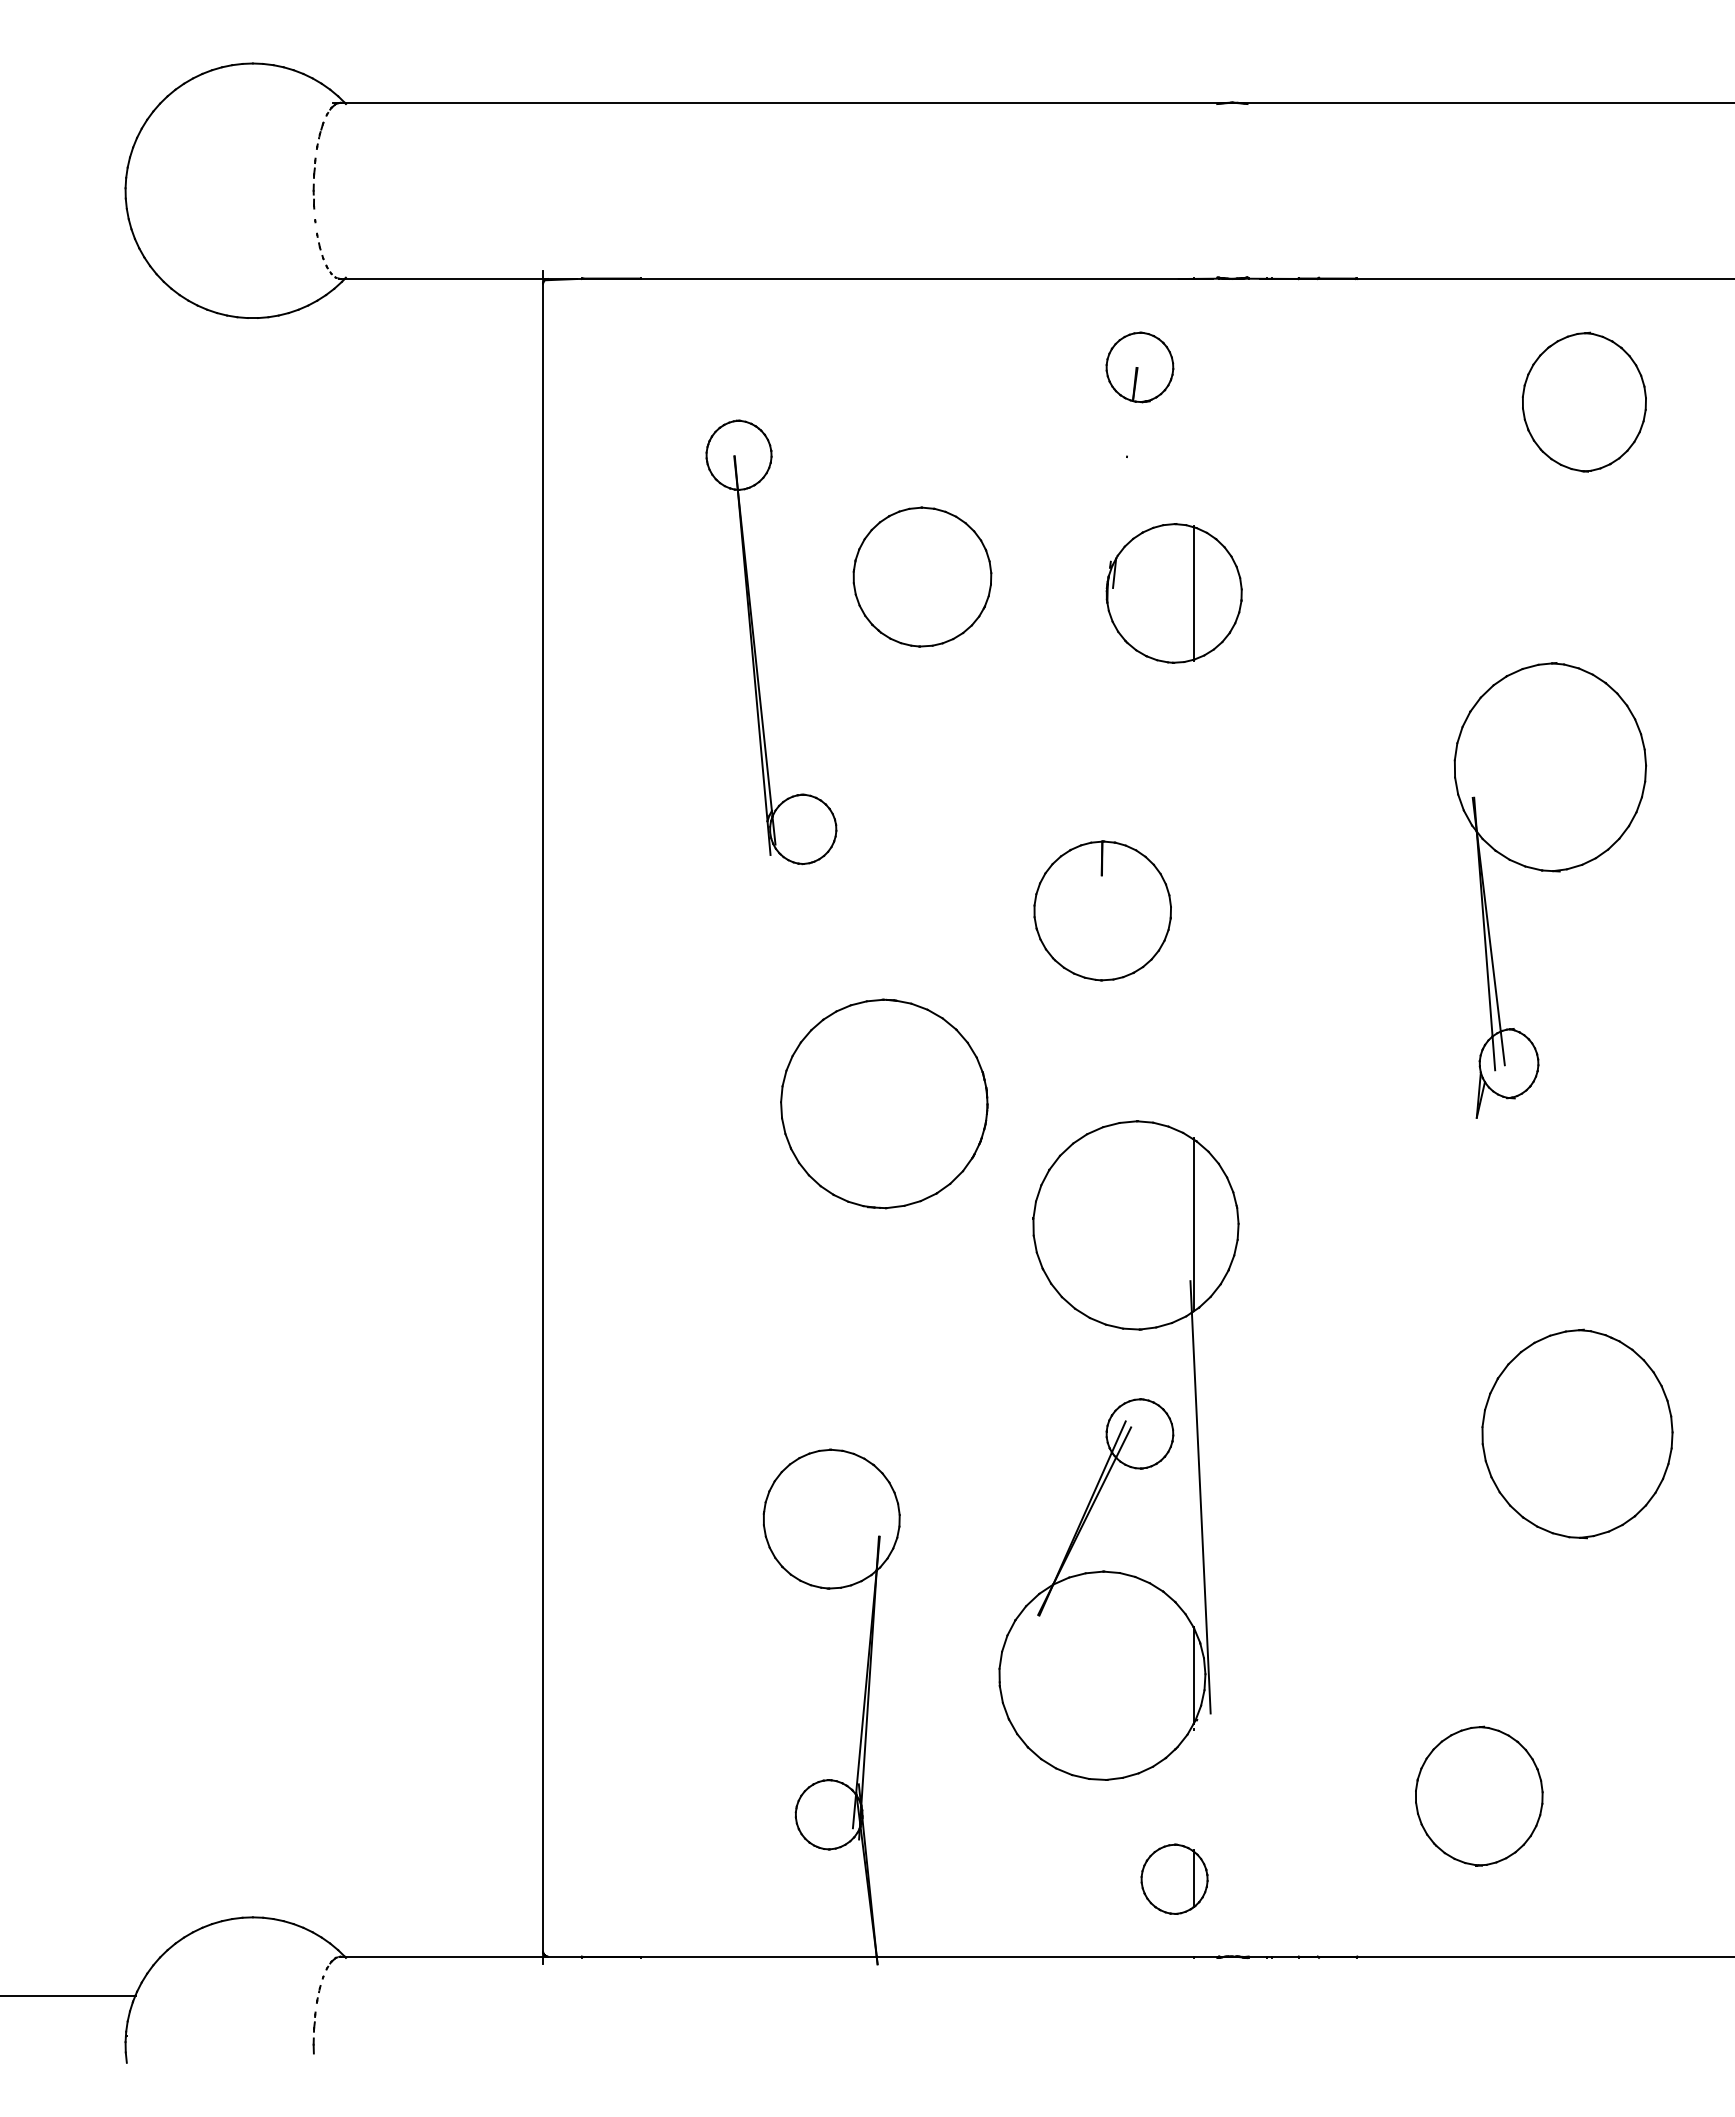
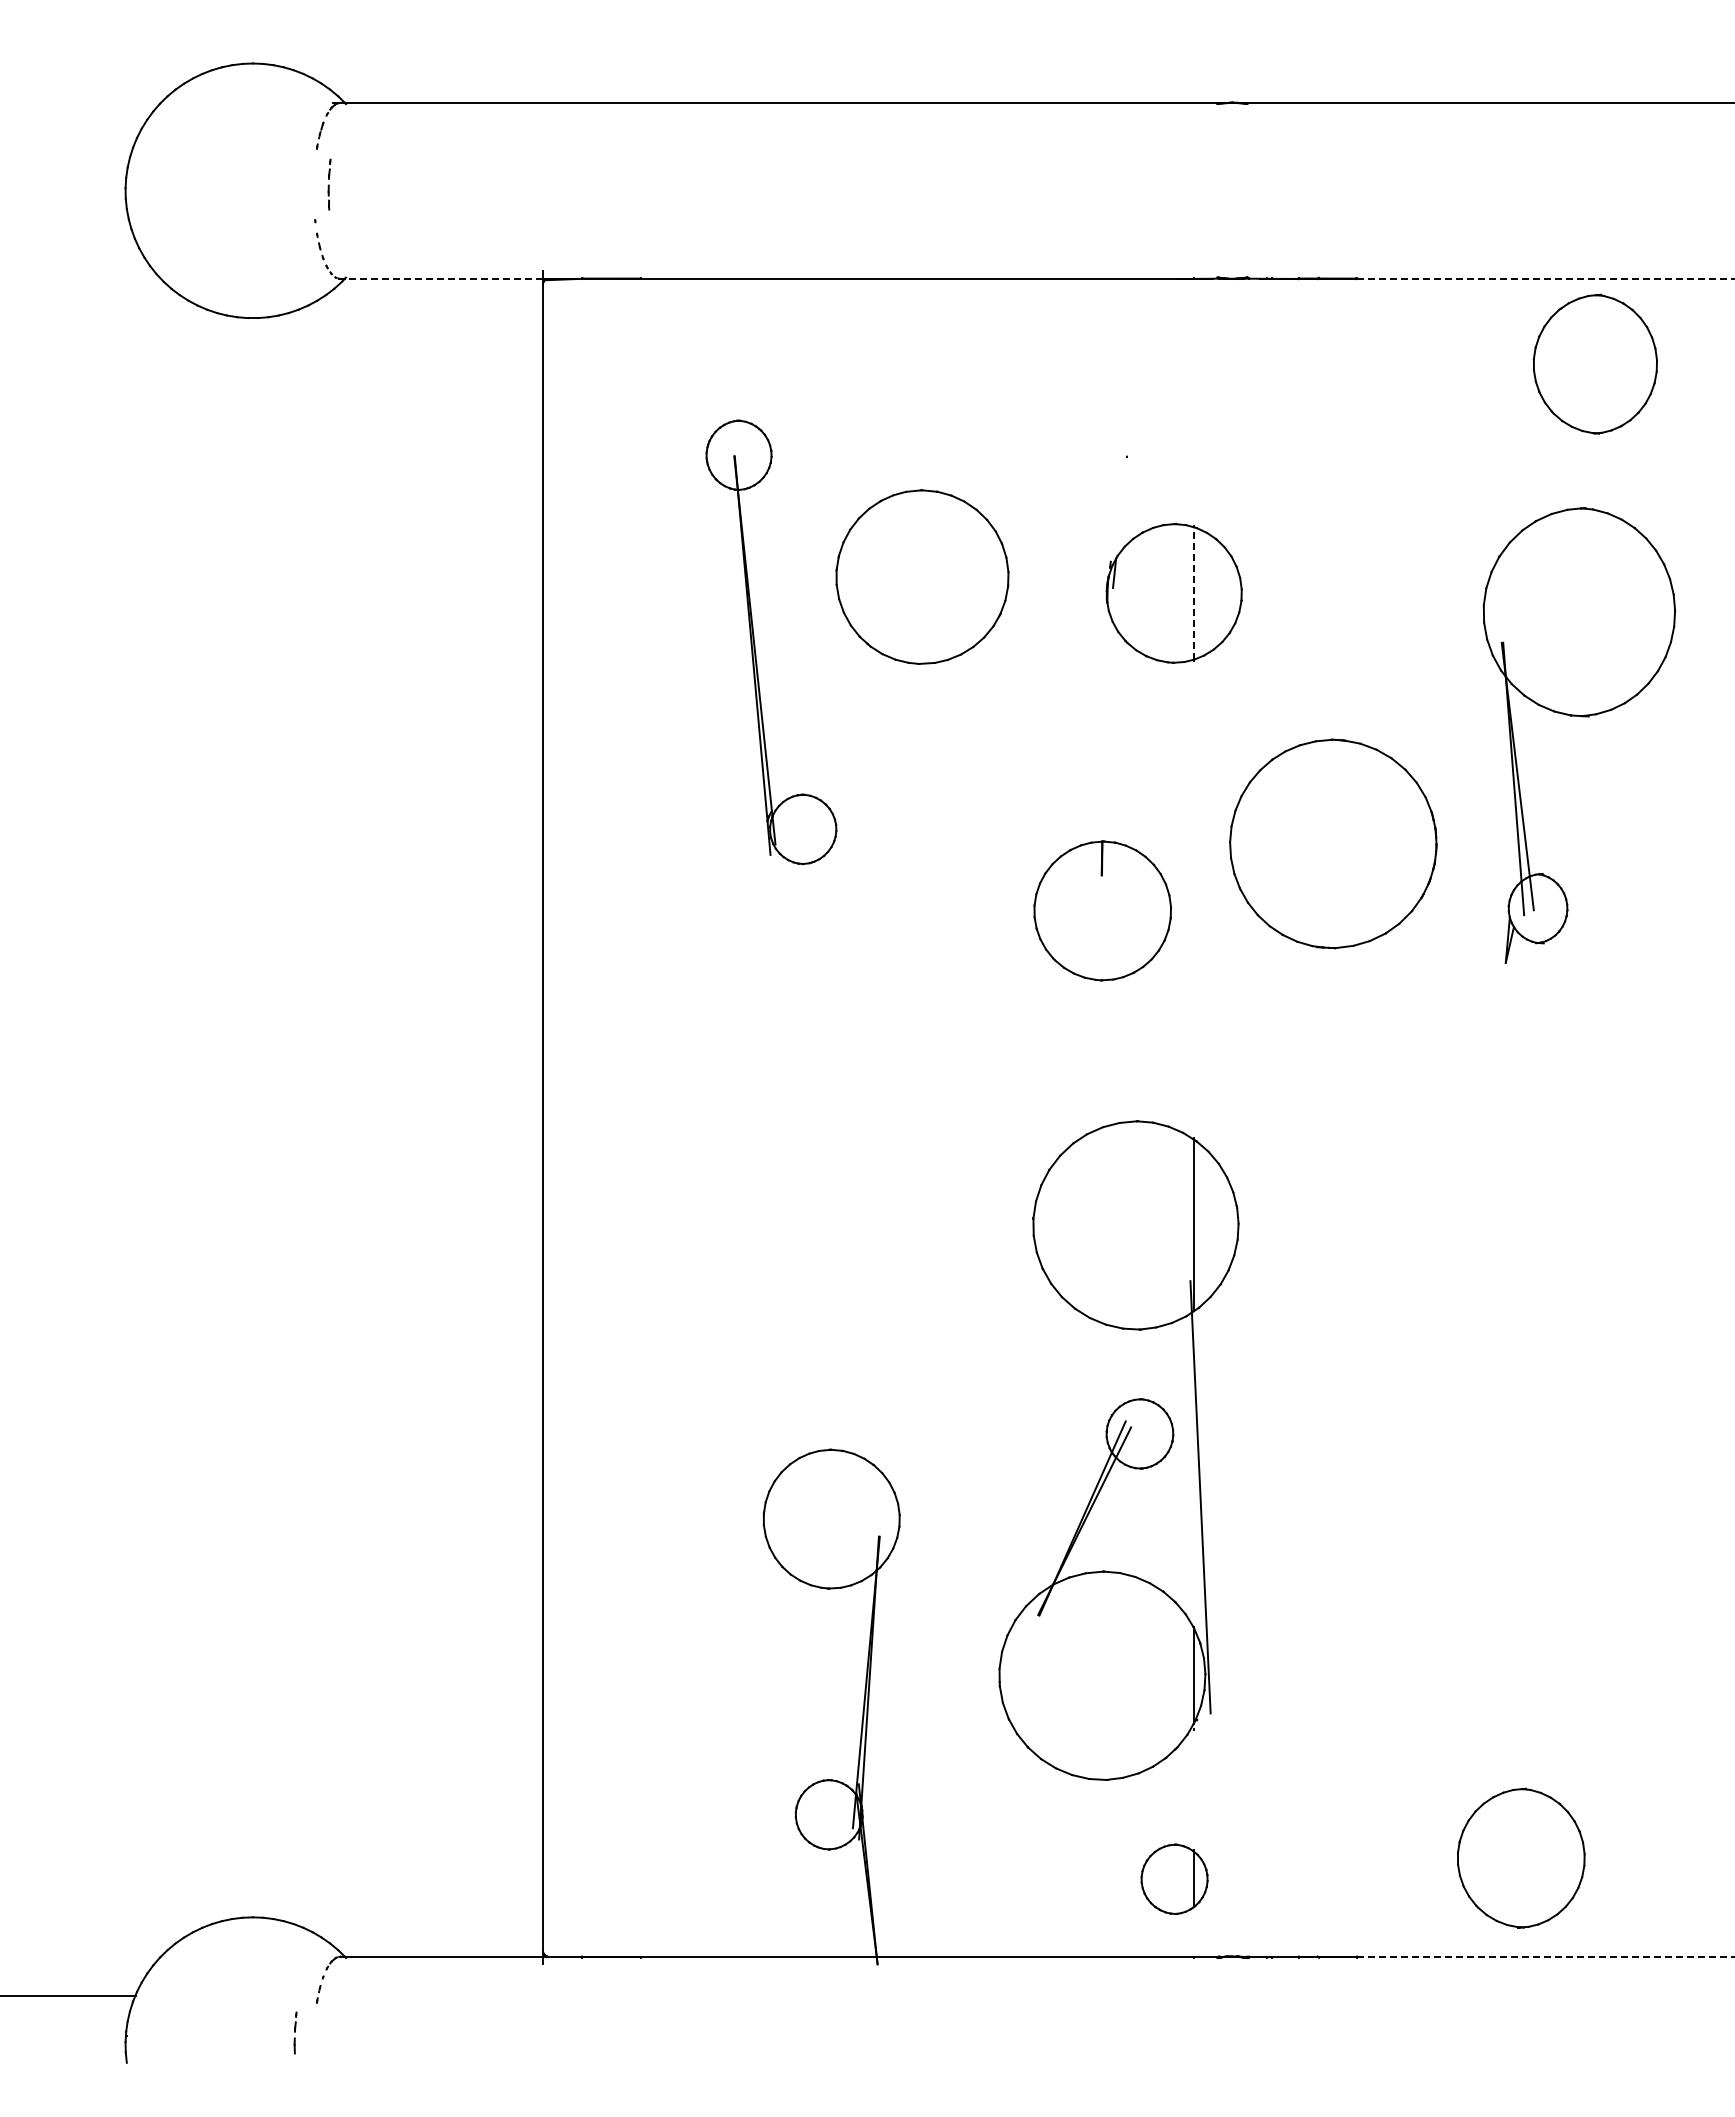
part position: (314, 183) -> (329, 184) (329, 184)
line: solid -> dashed (443, 279)
line: solid -> dashed (1546, 279)
part: present -> none (1139, 367)
part position: (1583, 401) -> (1594, 363) (1594, 363)
part size: 141x142 px -> 175x176 px (922, 576)
line: solid -> dashed (1193, 593)
part position: (1552, 872) -> (1581, 717) (1581, 717)
part position: (884, 1103) -> (1333, 843) (1333, 843)
part: present -> none (1577, 1433)
part position: (1479, 1795) -> (1521, 1857) (1521, 1857)
line: solid -> dashed (1546, 1956)
part position: (314, 2032) -> (295, 2032) (295, 2032)
